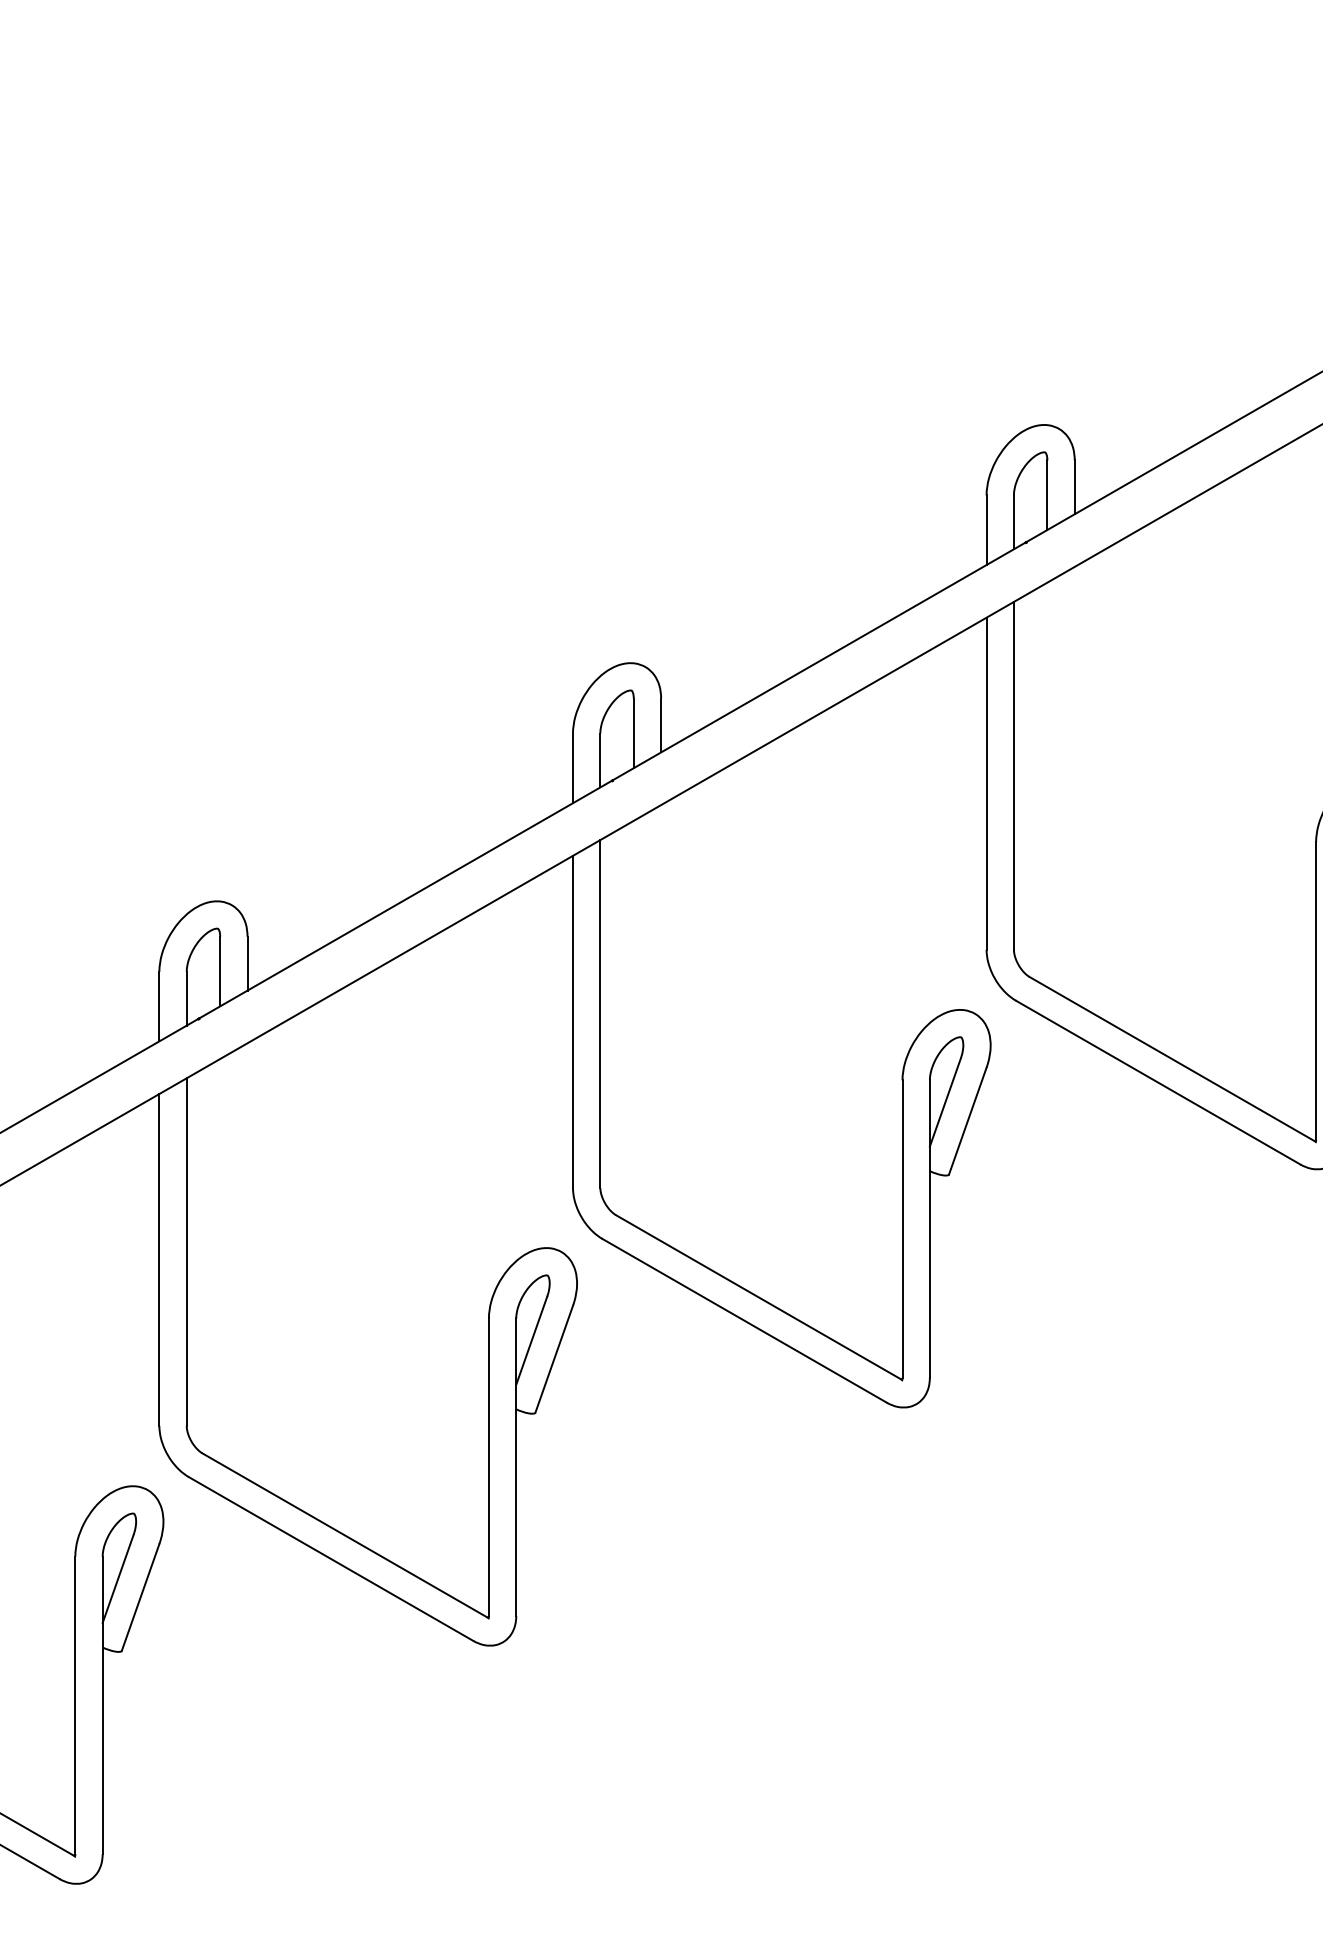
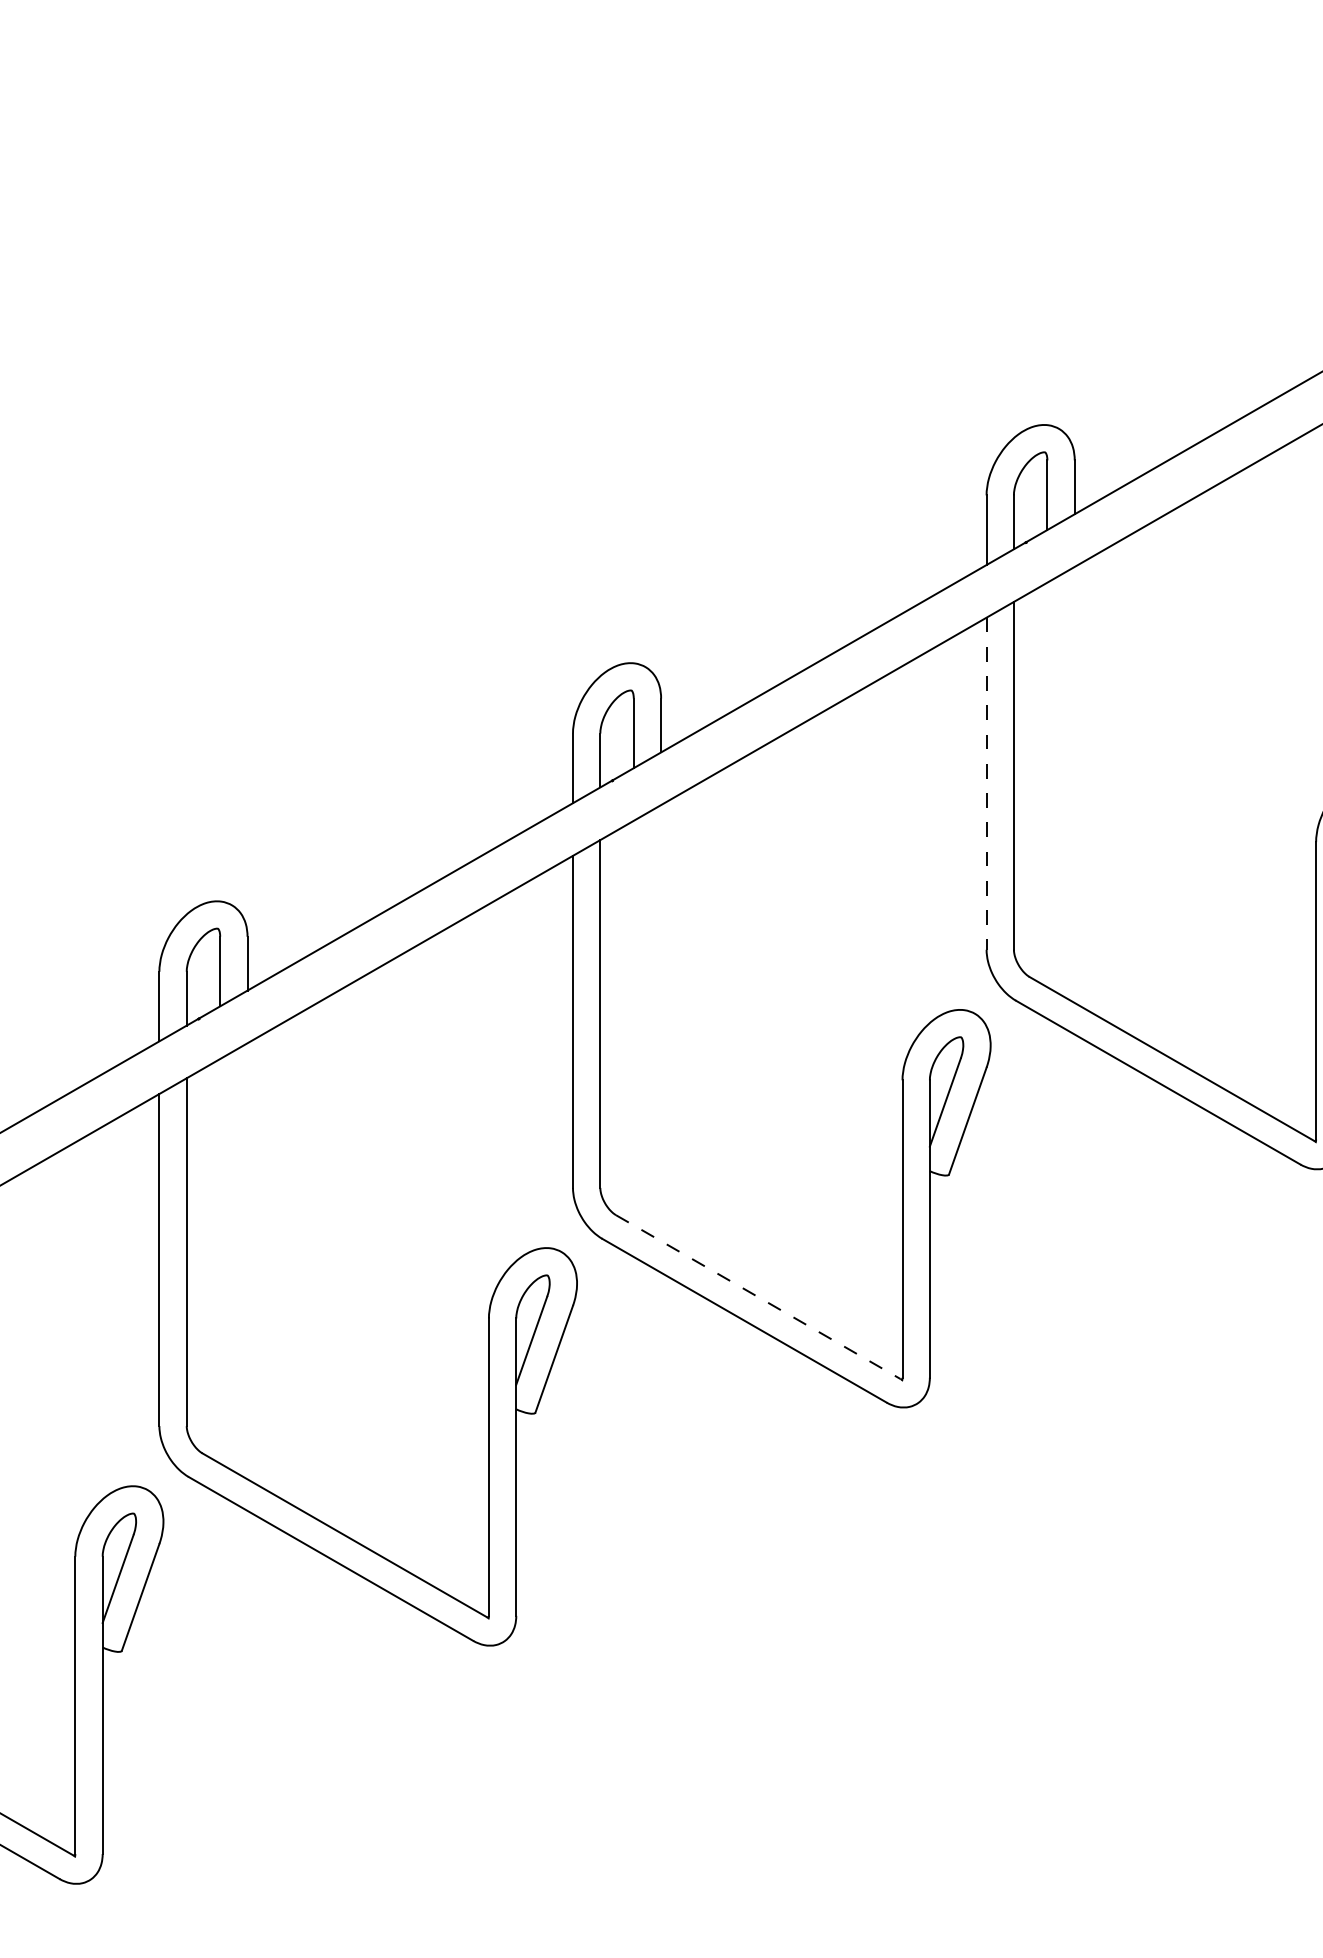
line: solid -> dashed (986, 784)
line: solid -> dashed (758, 1297)
